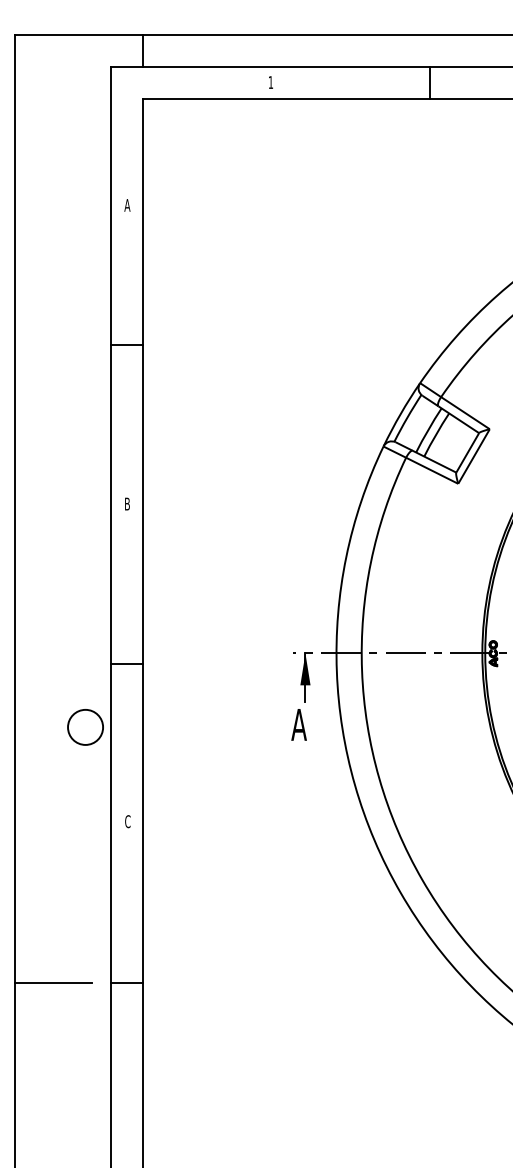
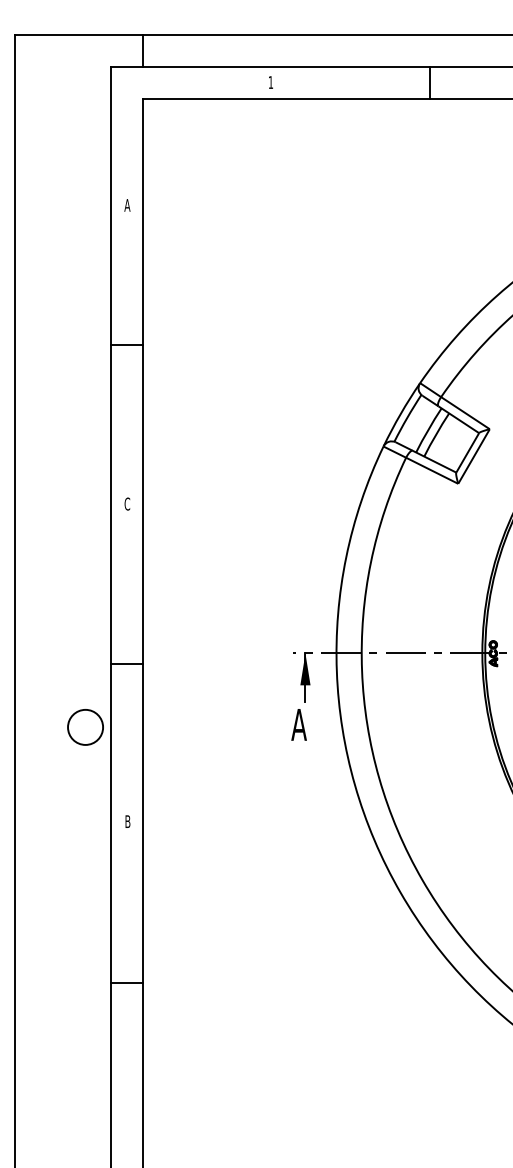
text: B -> C (127, 503)
text: C -> B (127, 821)
line: present -> none (53, 982)
